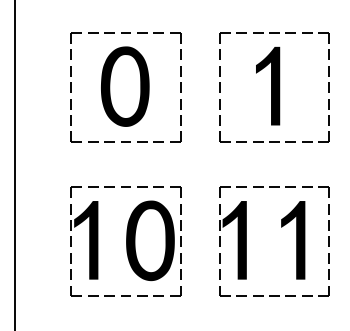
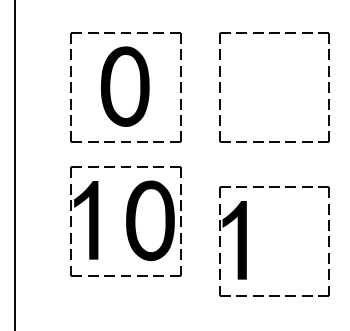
fill: present -> none (267, 85)
part: present -> none (293, 240)
part position: (125, 241) -> (125, 221) (125, 221)
